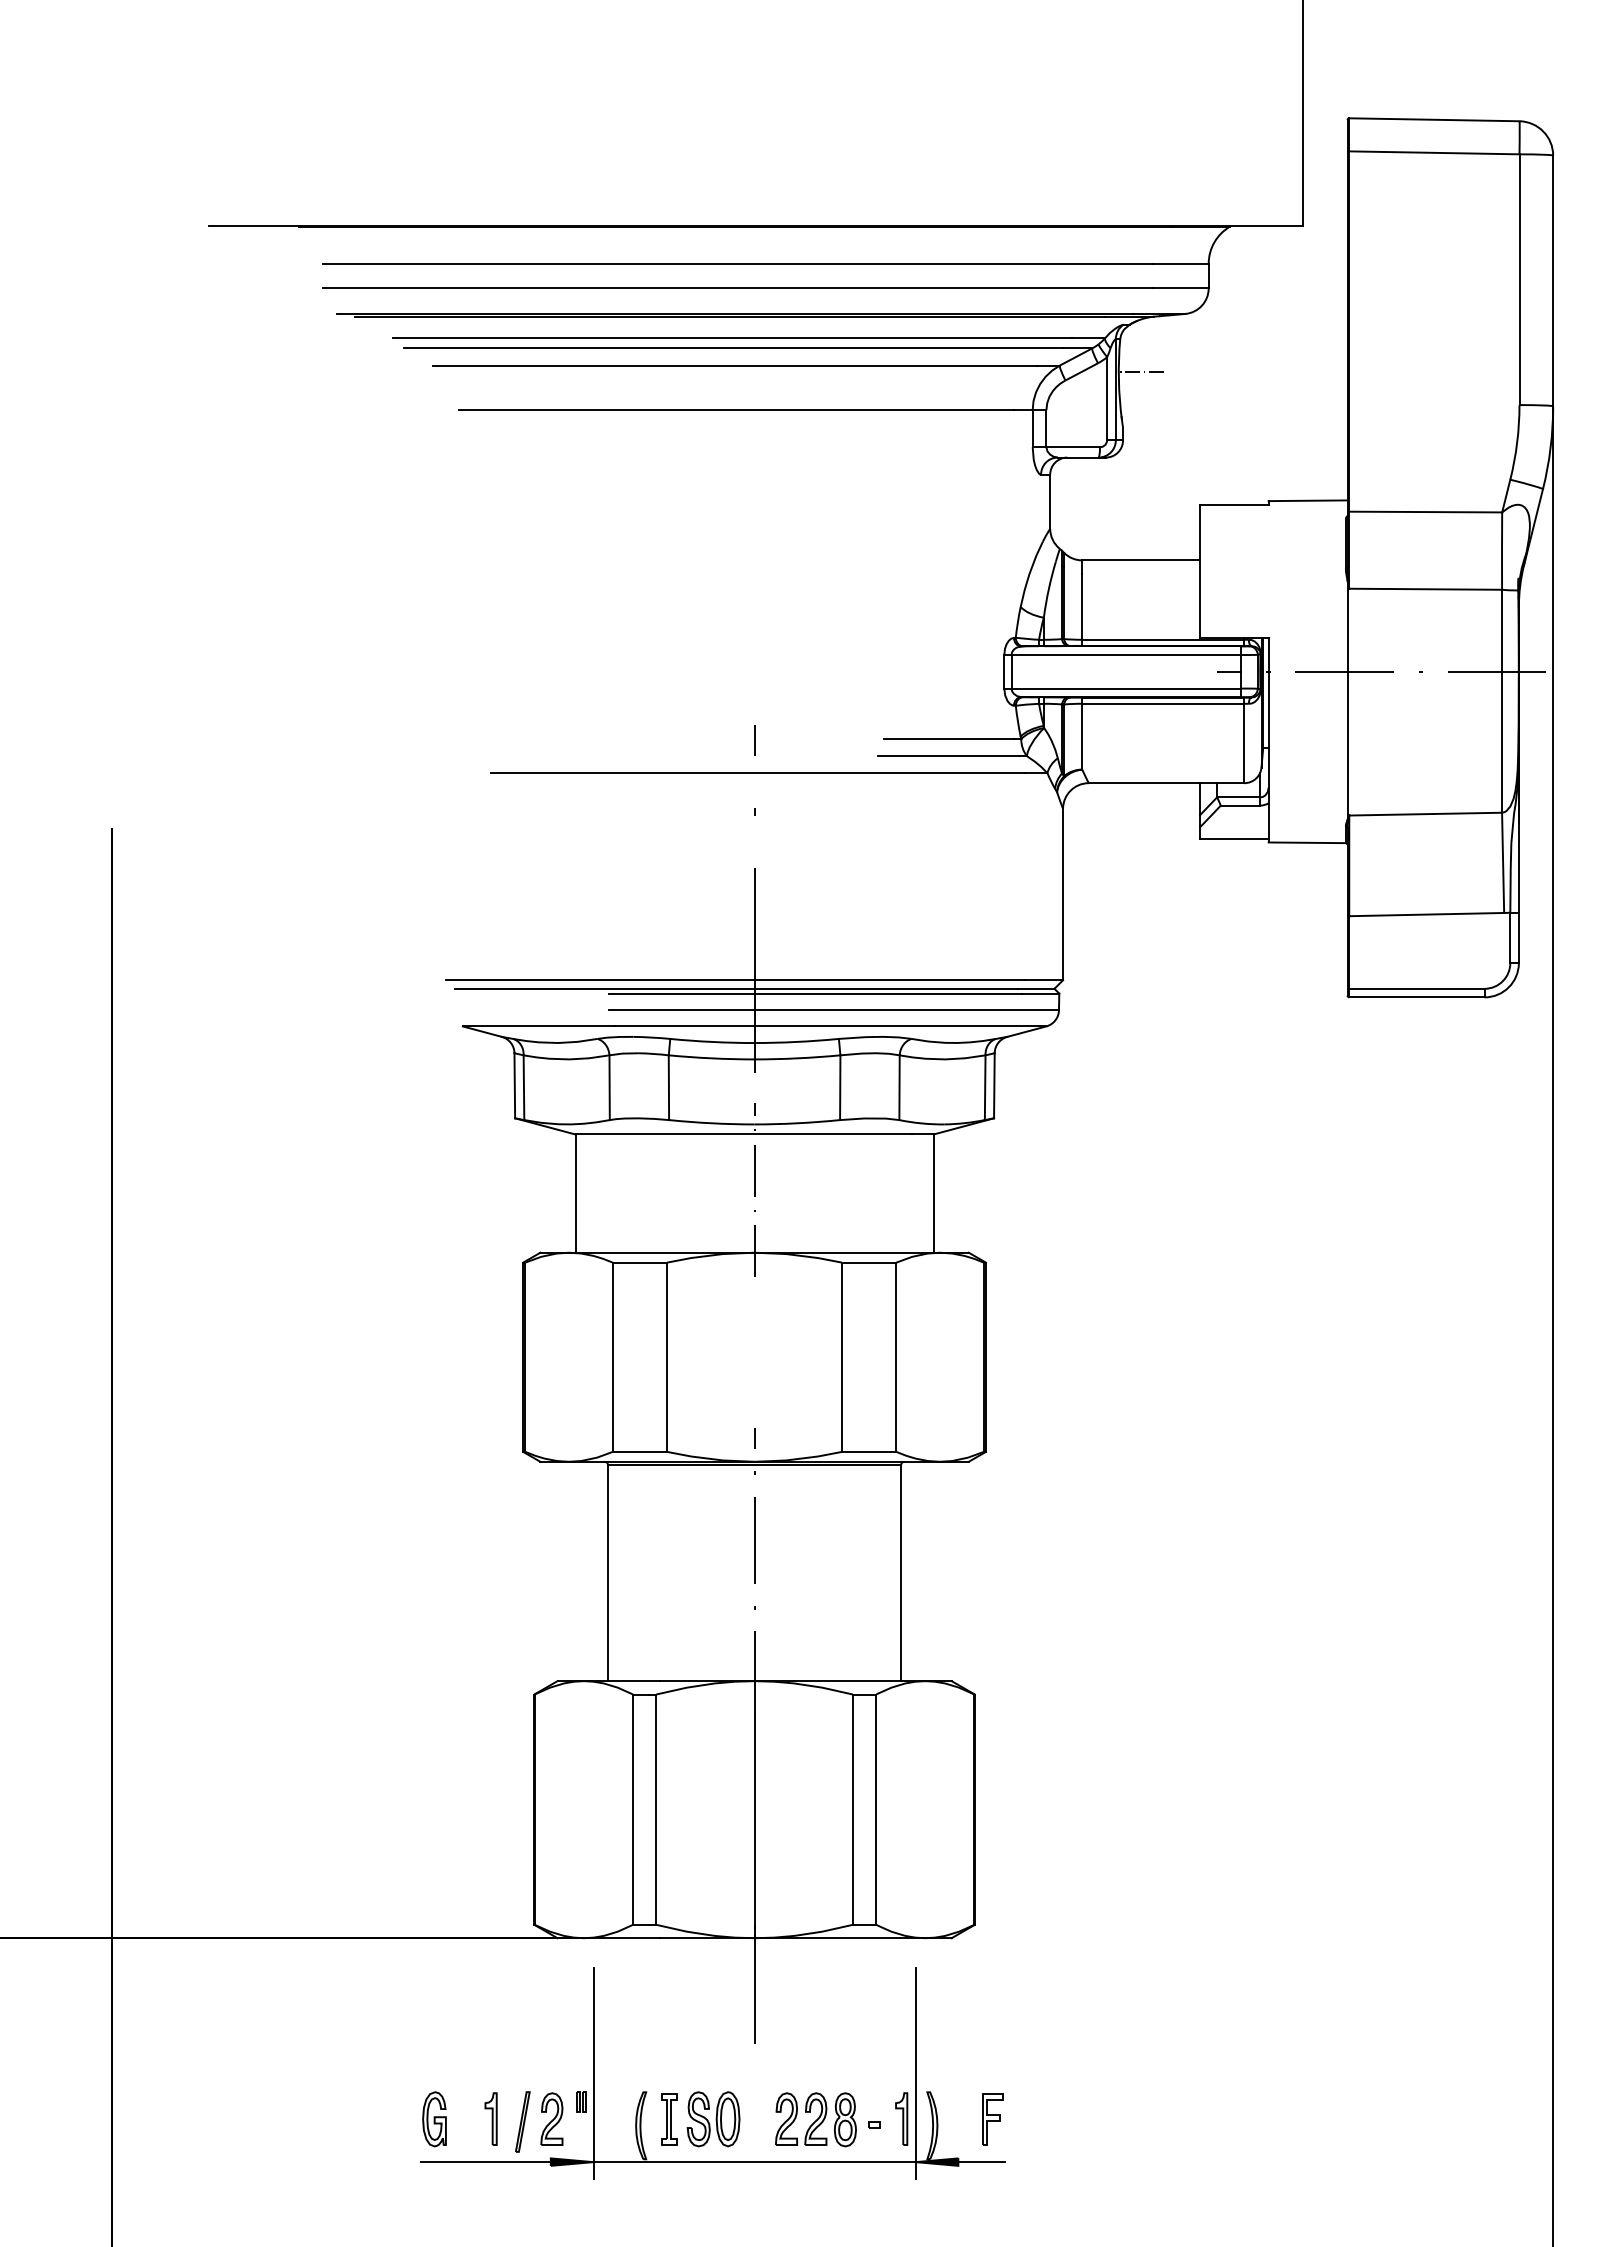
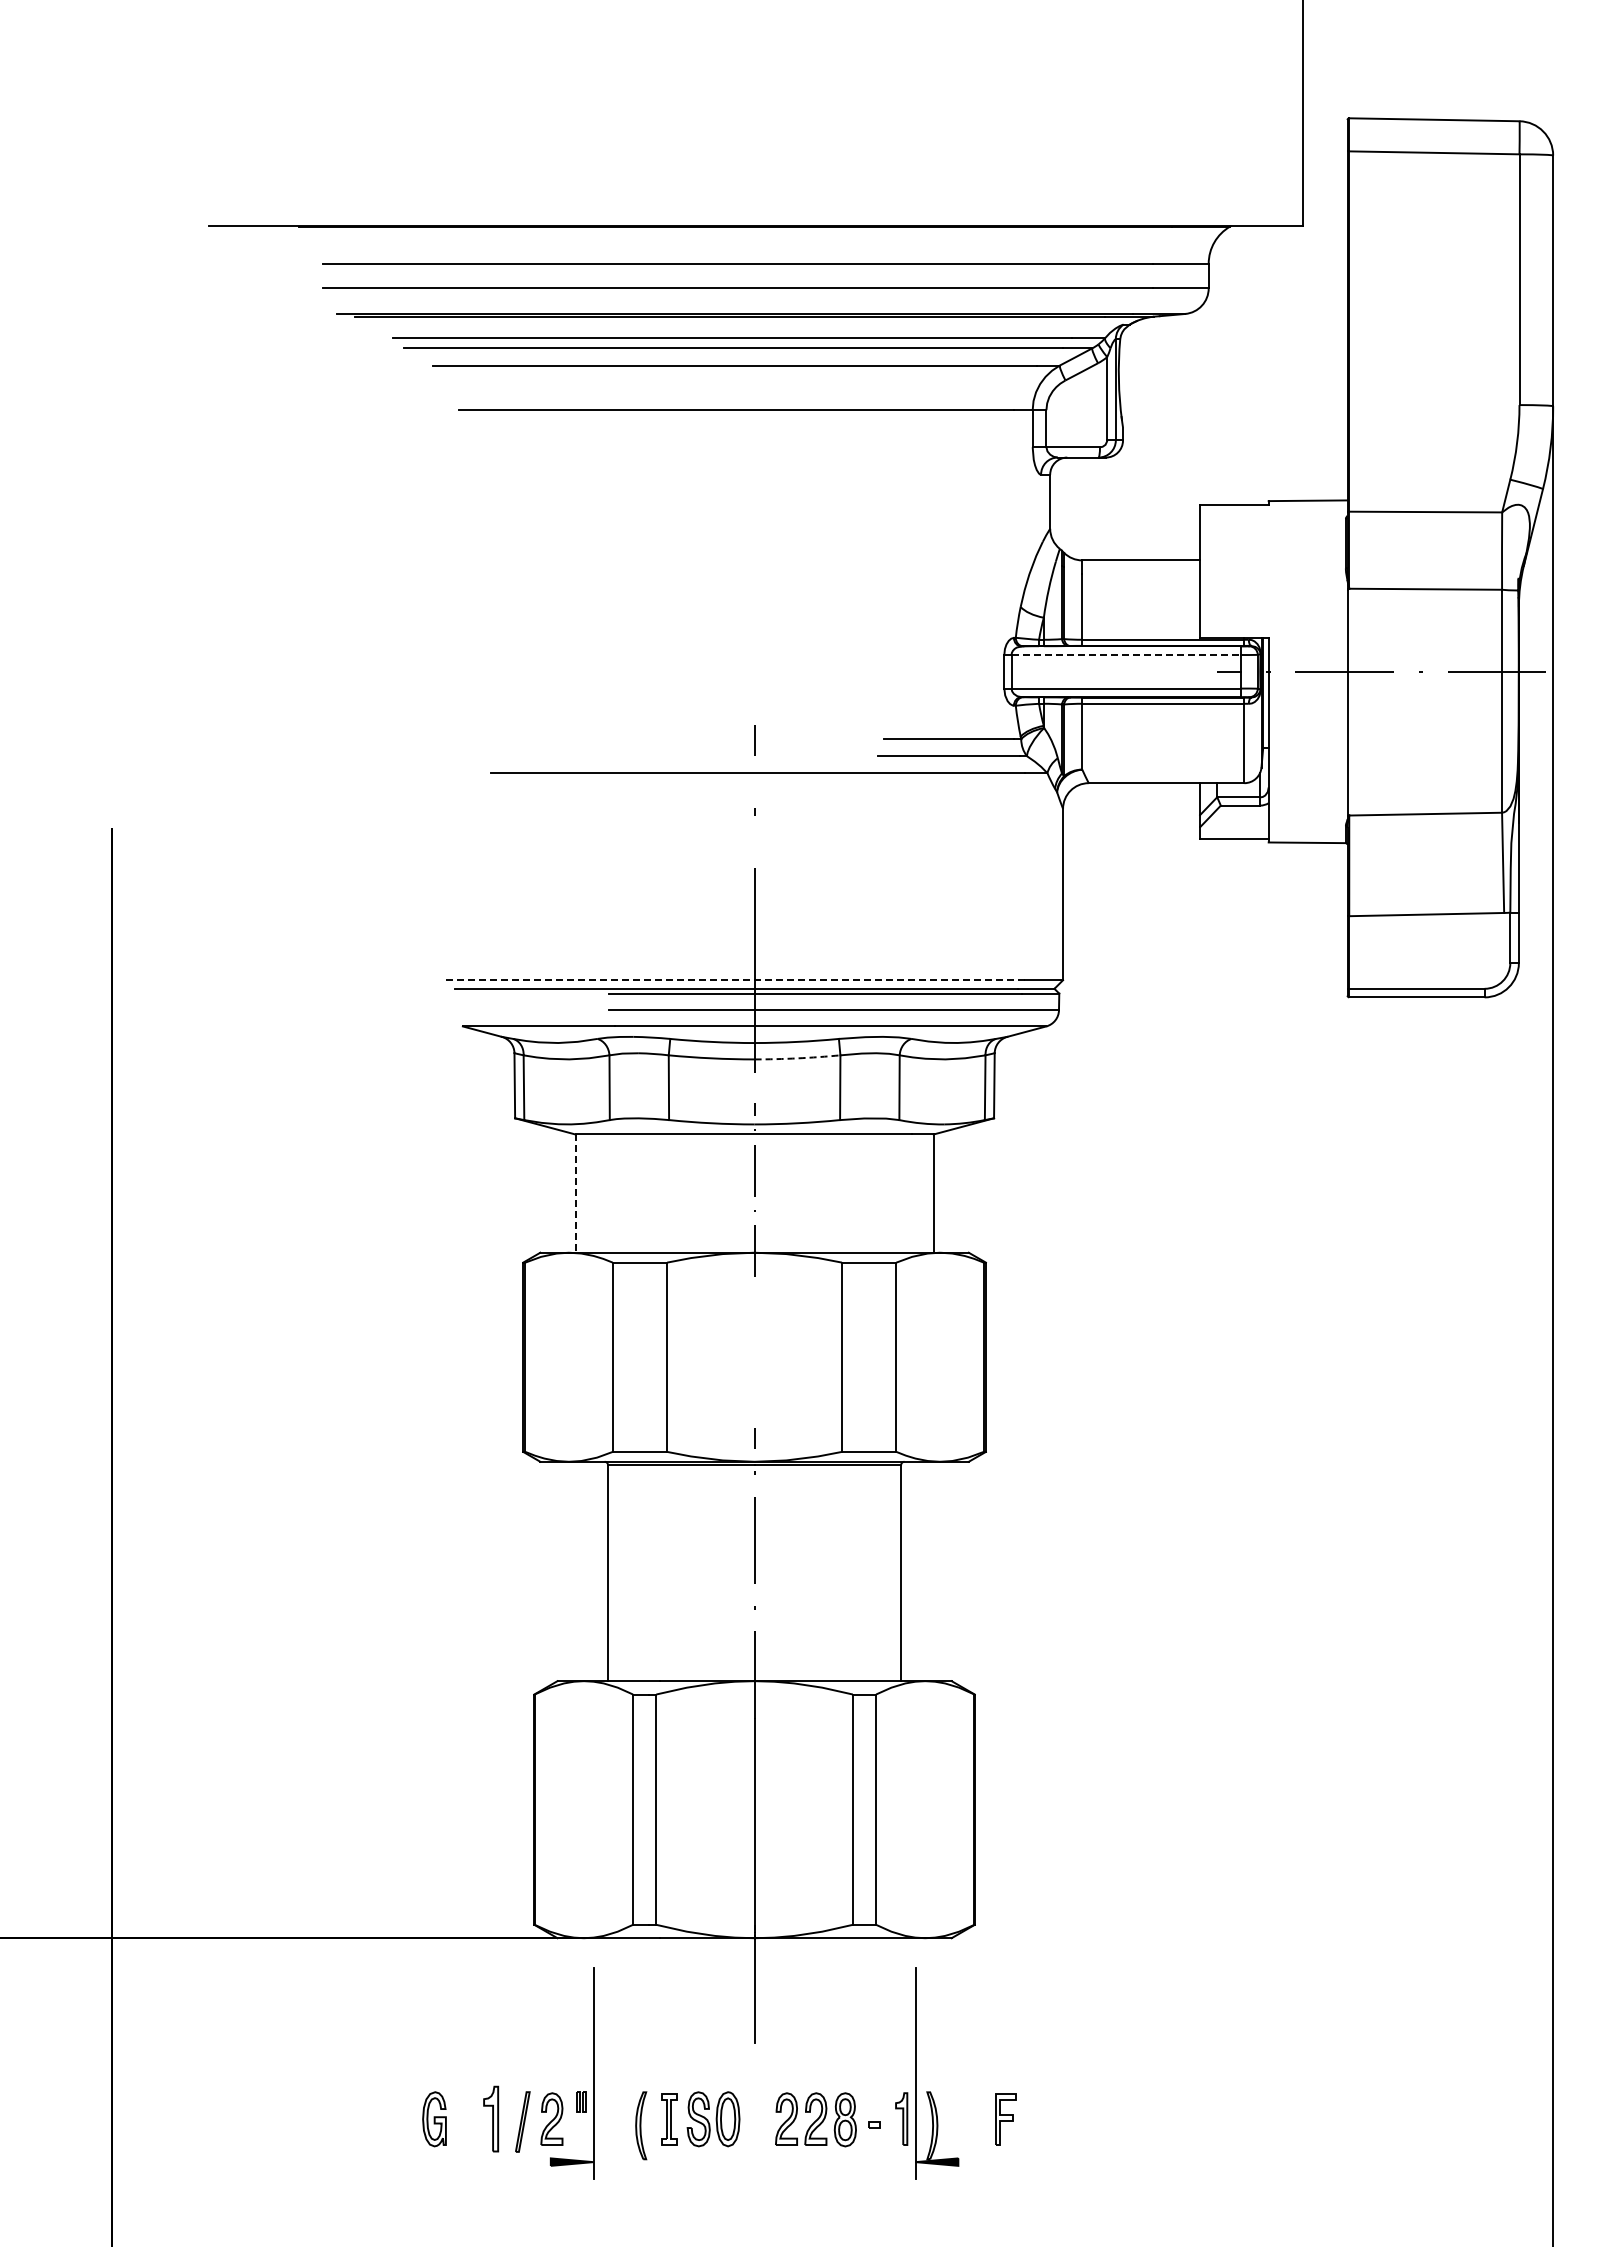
line: present -> none (1138, 371)
line: solid -> dashed (1126, 655)
line: solid -> dashed (735, 980)
arc: solid -> dashed (797, 1058)
line: solid -> dashed (575, 1194)
part size: 14x54 px -> 17x68 px (491, 2118)
part position: (992, 2119) -> (1005, 2119) (1005, 2119)
line: present -> none (485, 2162)
line: present -> none (754, 2162)
line: present -> none (981, 2162)
